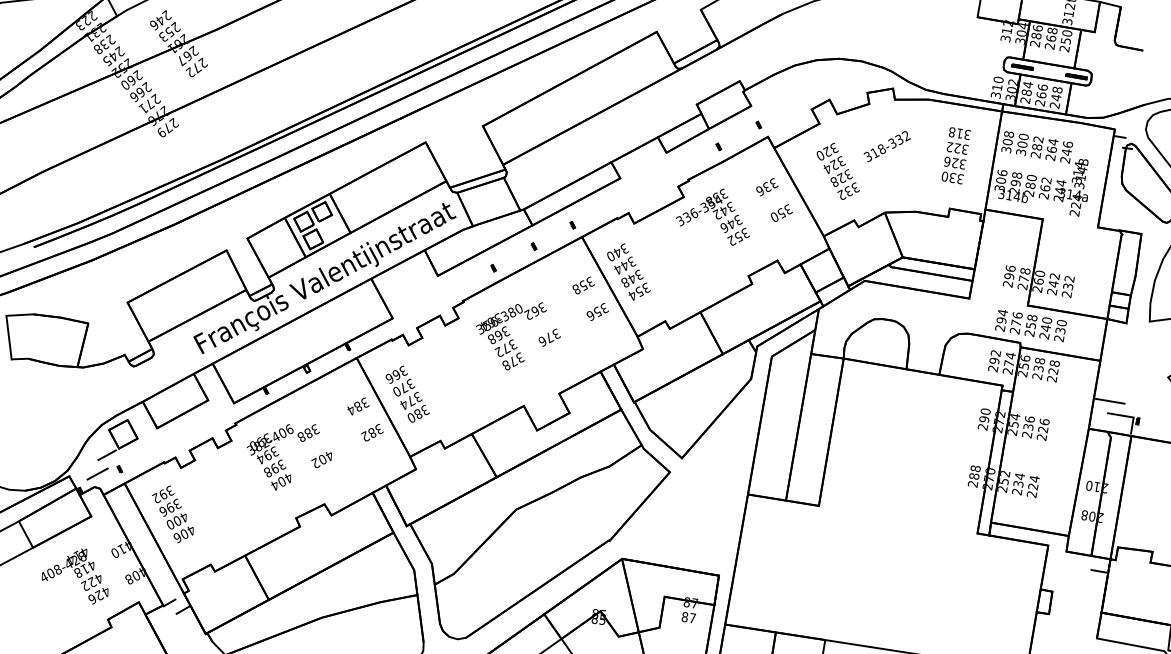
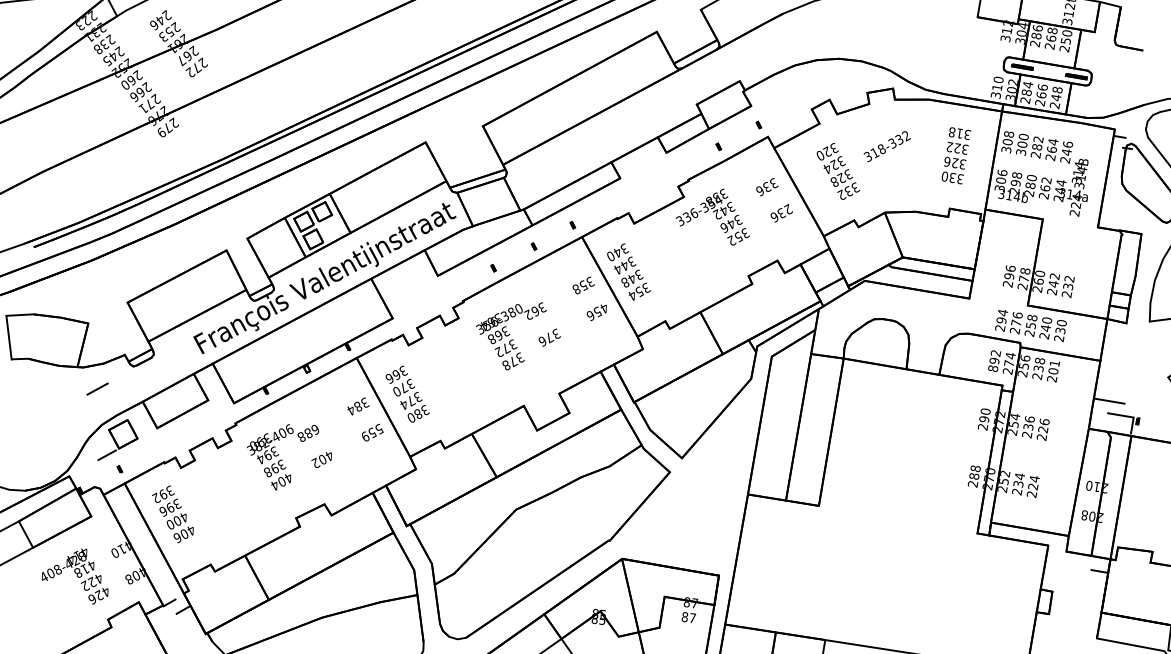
text: 350 -> 236 (781, 213)
text: 356 -> 456 (604, 308)
text: 228 -> 201 (1053, 367)
text: 292 -> 892 (993, 368)
text: 388 -> 688 (315, 429)
text: 382 -> 559 (371, 433)
line position: (97, 473) -> (97, 388) (97, 388)
